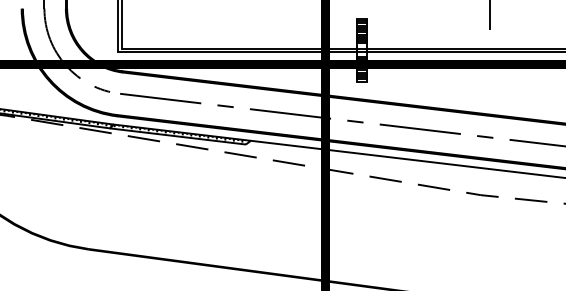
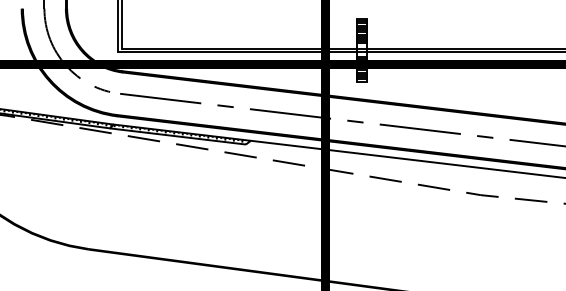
line: present -> none (490, 15)
